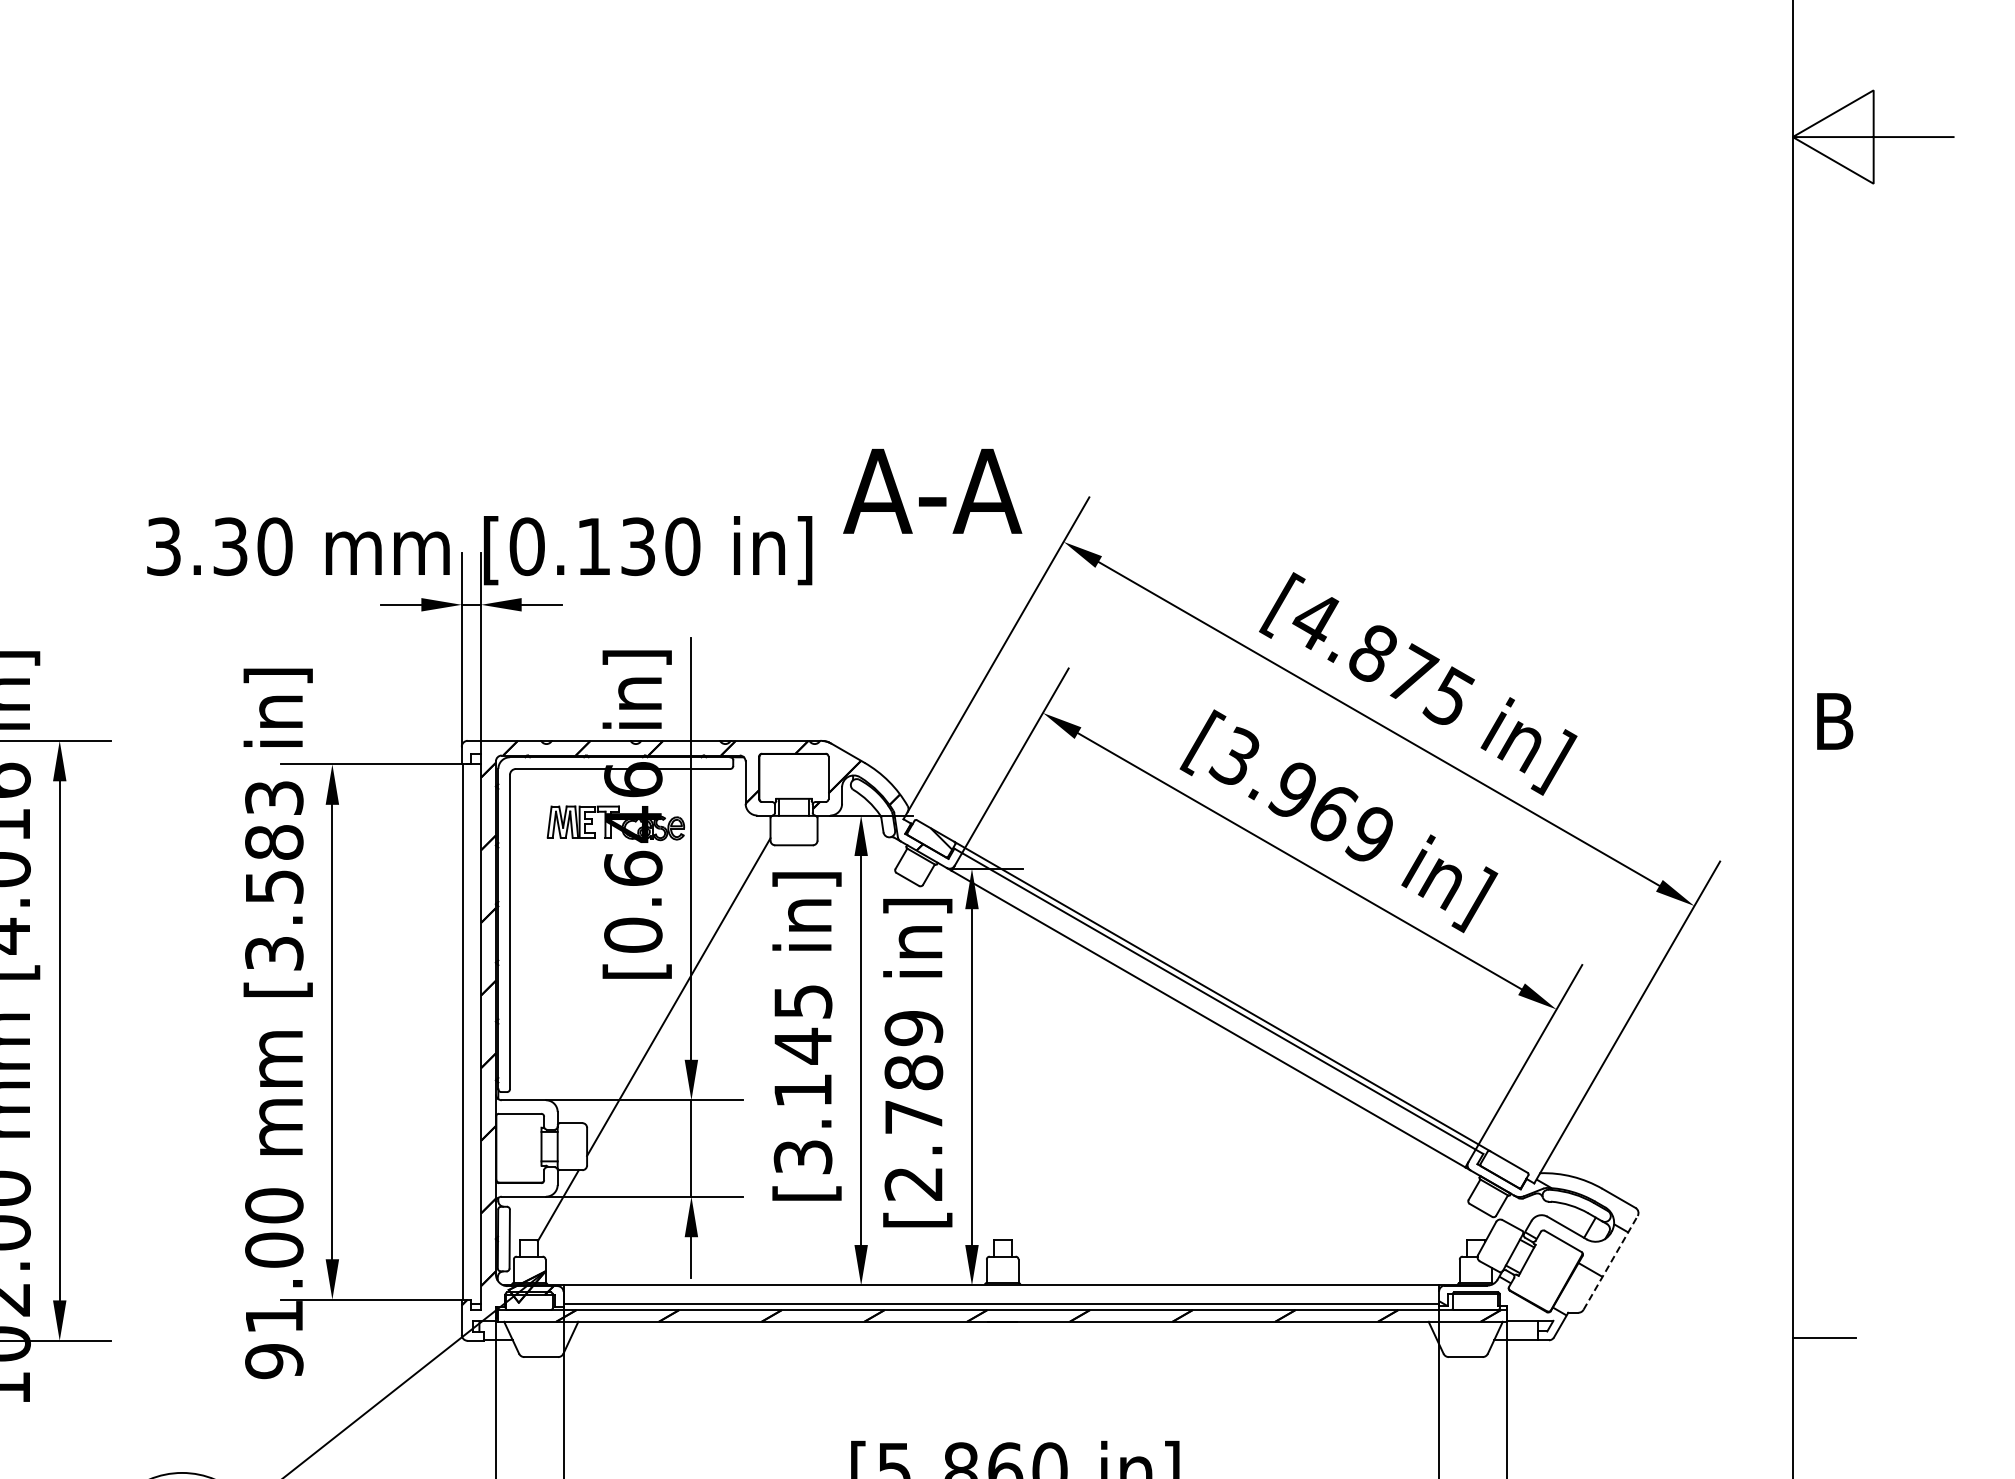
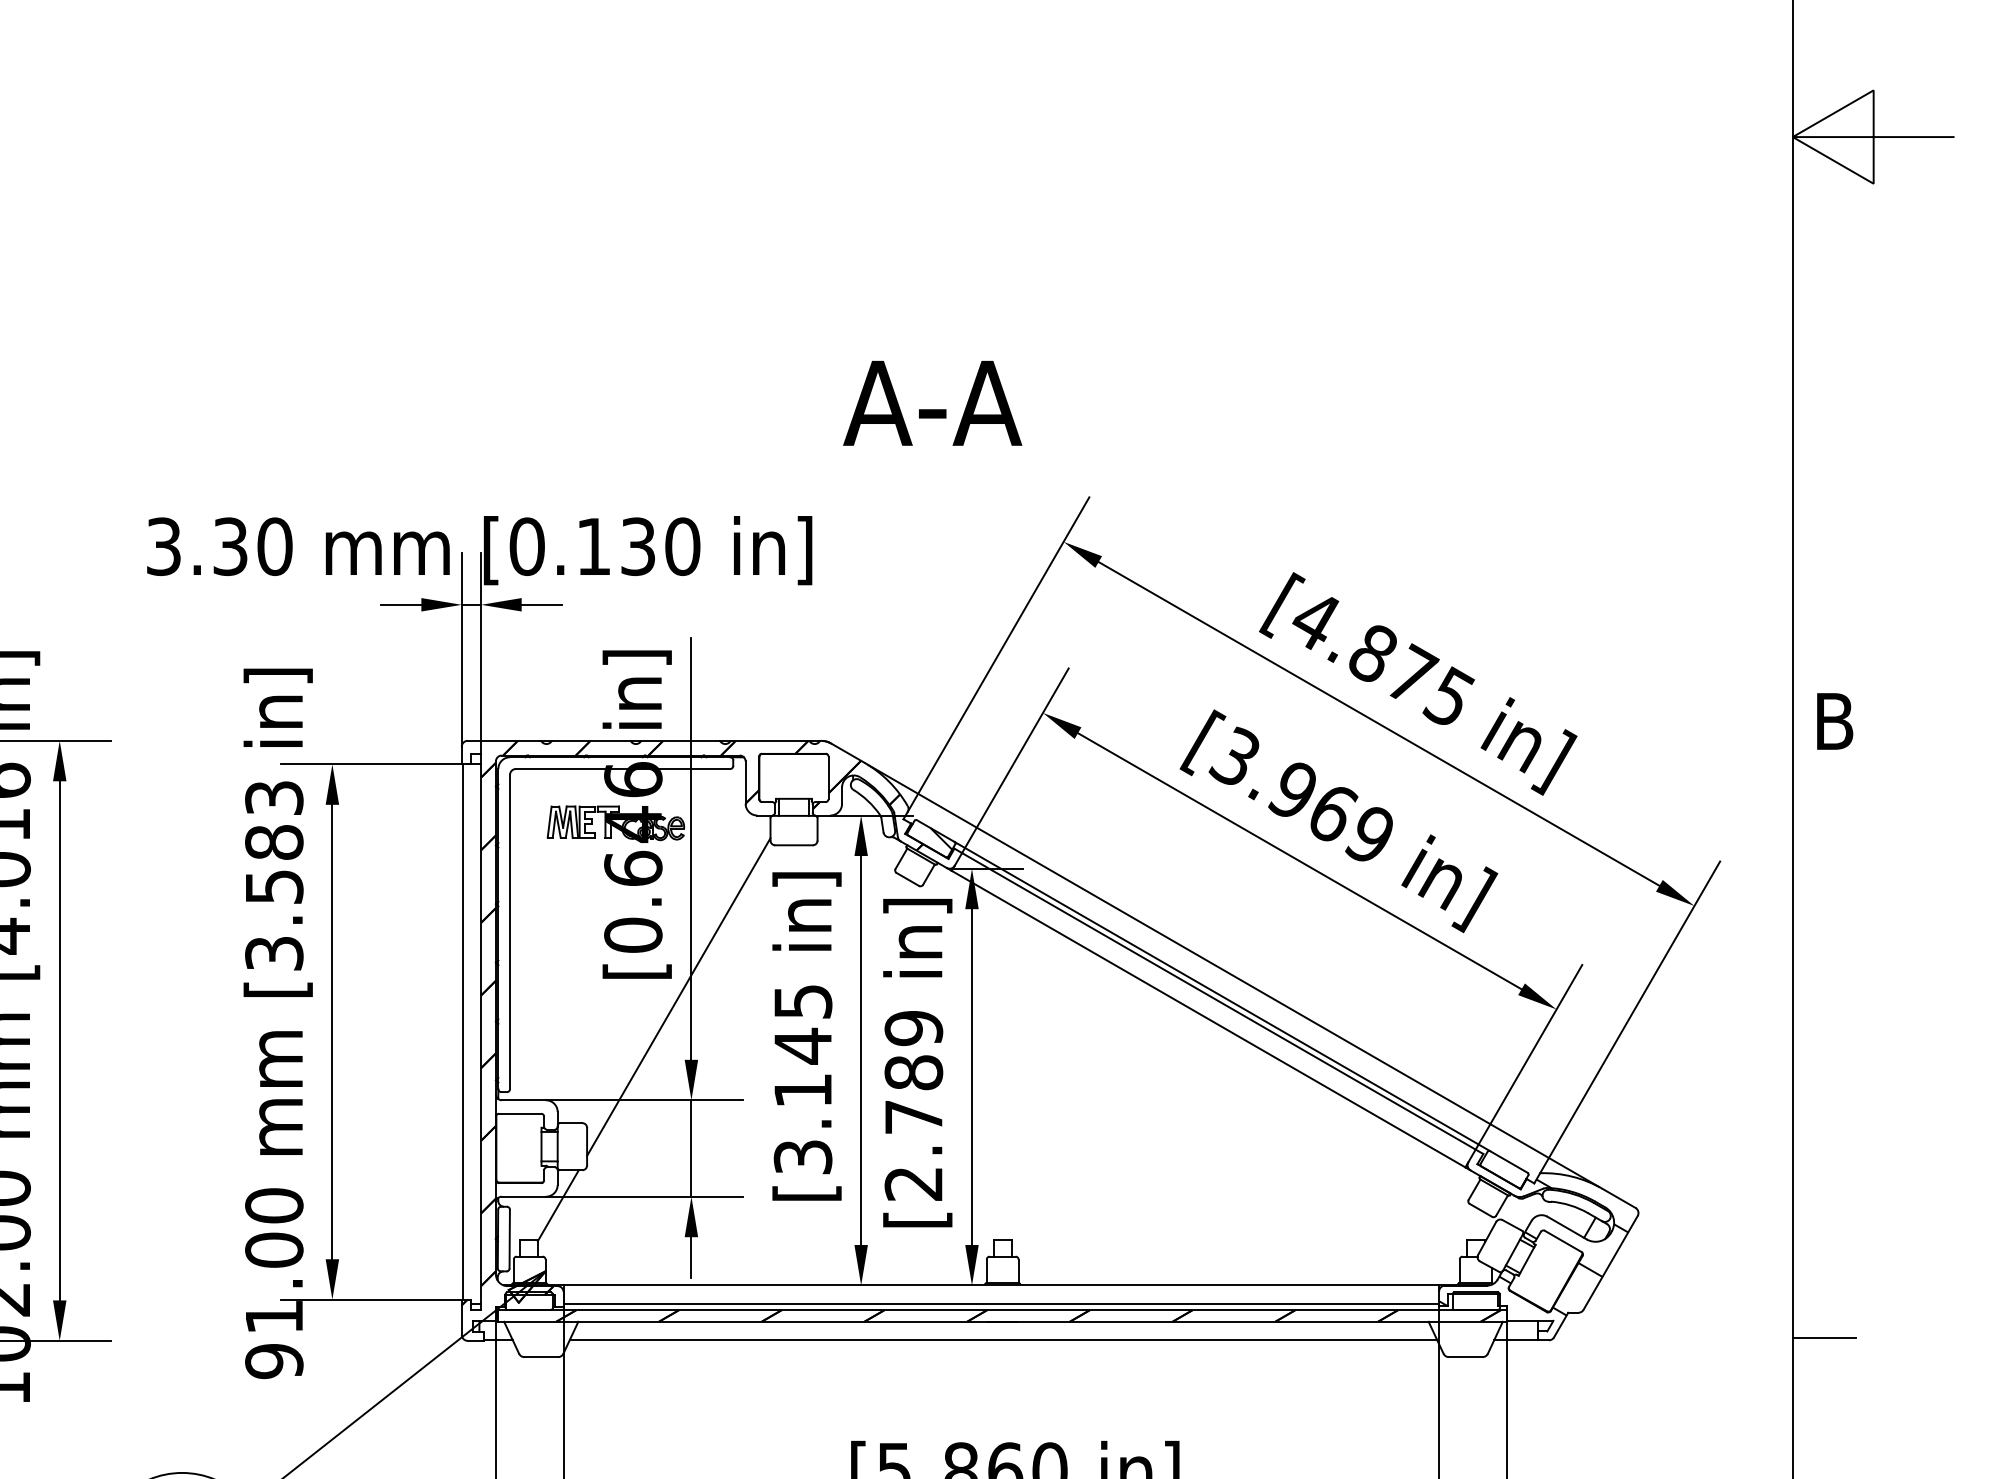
text position: (932, 491) -> (932, 403) (932, 403)
line: none -> present (1233, 975)
line: dashed -> solid (1610, 1262)
line: none -> present (1003, 1340)
